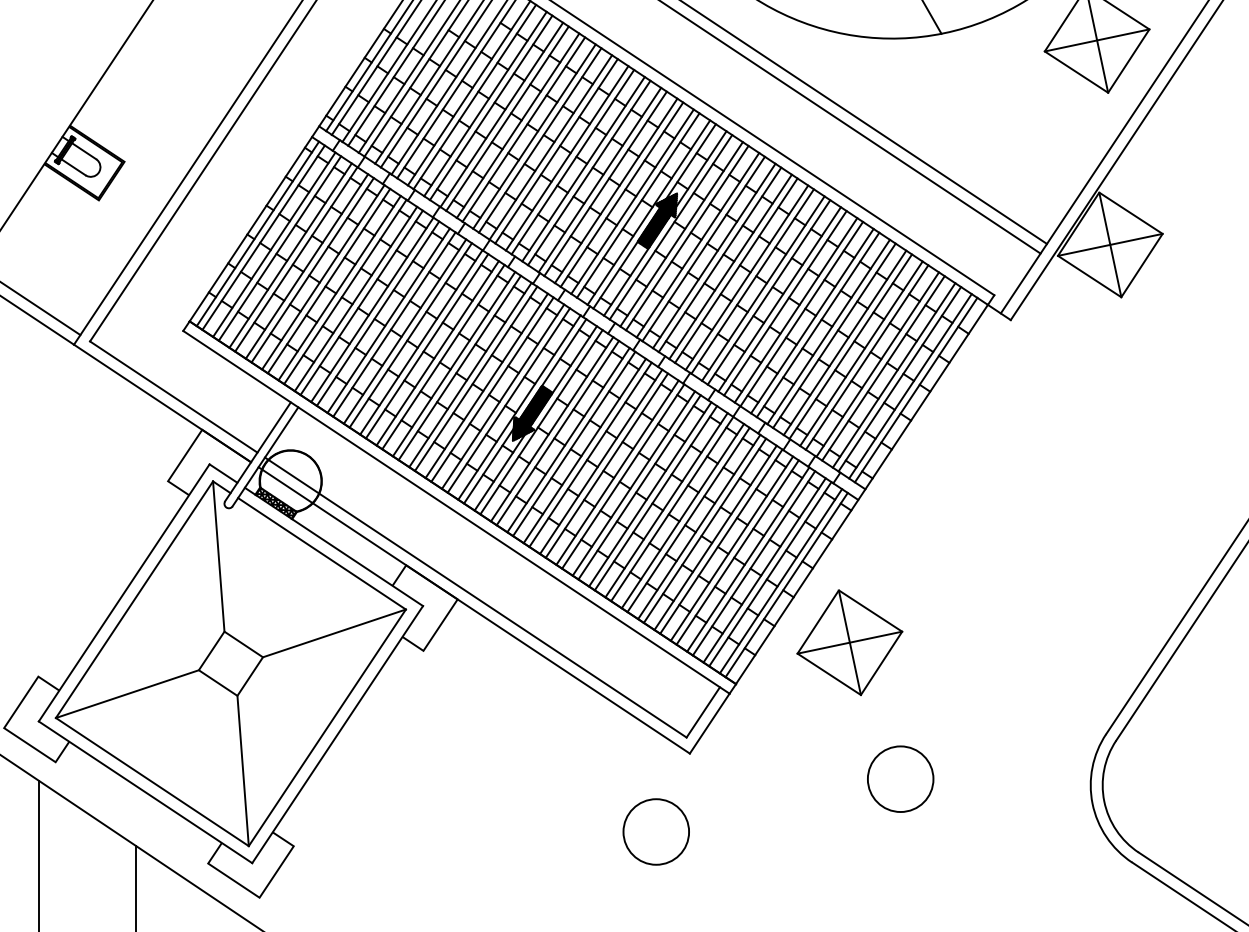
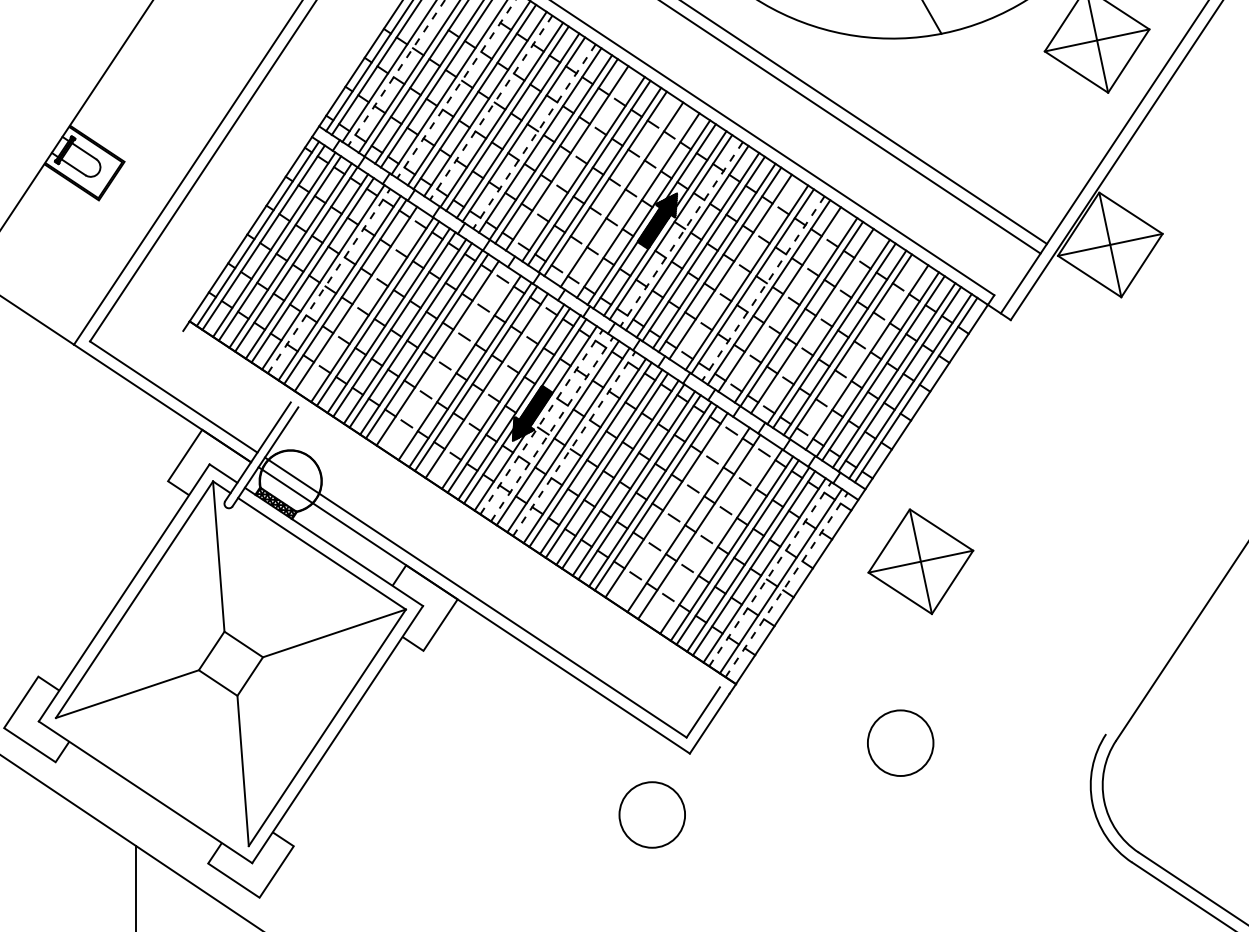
line: solid -> dashed (396, 73)
line: solid -> dashed (456, 89)
line: solid -> dashed (491, 107)
line: solid -> dashed (534, 136)
line: present -> none (572, 162)
line: present -> none (615, 190)
line: present -> none (632, 201)
line: solid -> dashed (681, 234)
line: present -> none (736, 270)
line: solid -> dashed (329, 281)
line: solid -> dashed (763, 288)
line: present -> none (361, 302)
line: present -> none (785, 303)
line: present -> none (41, 309)
line: present -> none (817, 324)
line: present -> none (861, 353)
line: present -> none (443, 356)
line: present -> none (453, 364)
line: present -> none (492, 389)
line: solid -> dashed (541, 422)
line: solid -> dashed (552, 429)
line: solid -> dashed (574, 443)
line: present -> none (672, 508)
line: present -> none (456, 511)
line: present -> none (682, 516)
line: present -> none (704, 530)
line: present -> none (715, 537)
line: solid -> dashed (770, 574)
line: solid -> dashed (786, 585)
line: present -> none (1175, 629)
part position: (849, 642) -> (920, 561) (920, 561)
circle position: (900, 778) -> (900, 742) (900, 742)
line: present -> none (151, 782)
circle position: (655, 831) -> (651, 814) (651, 814)
line: present -> none (39, 854)
